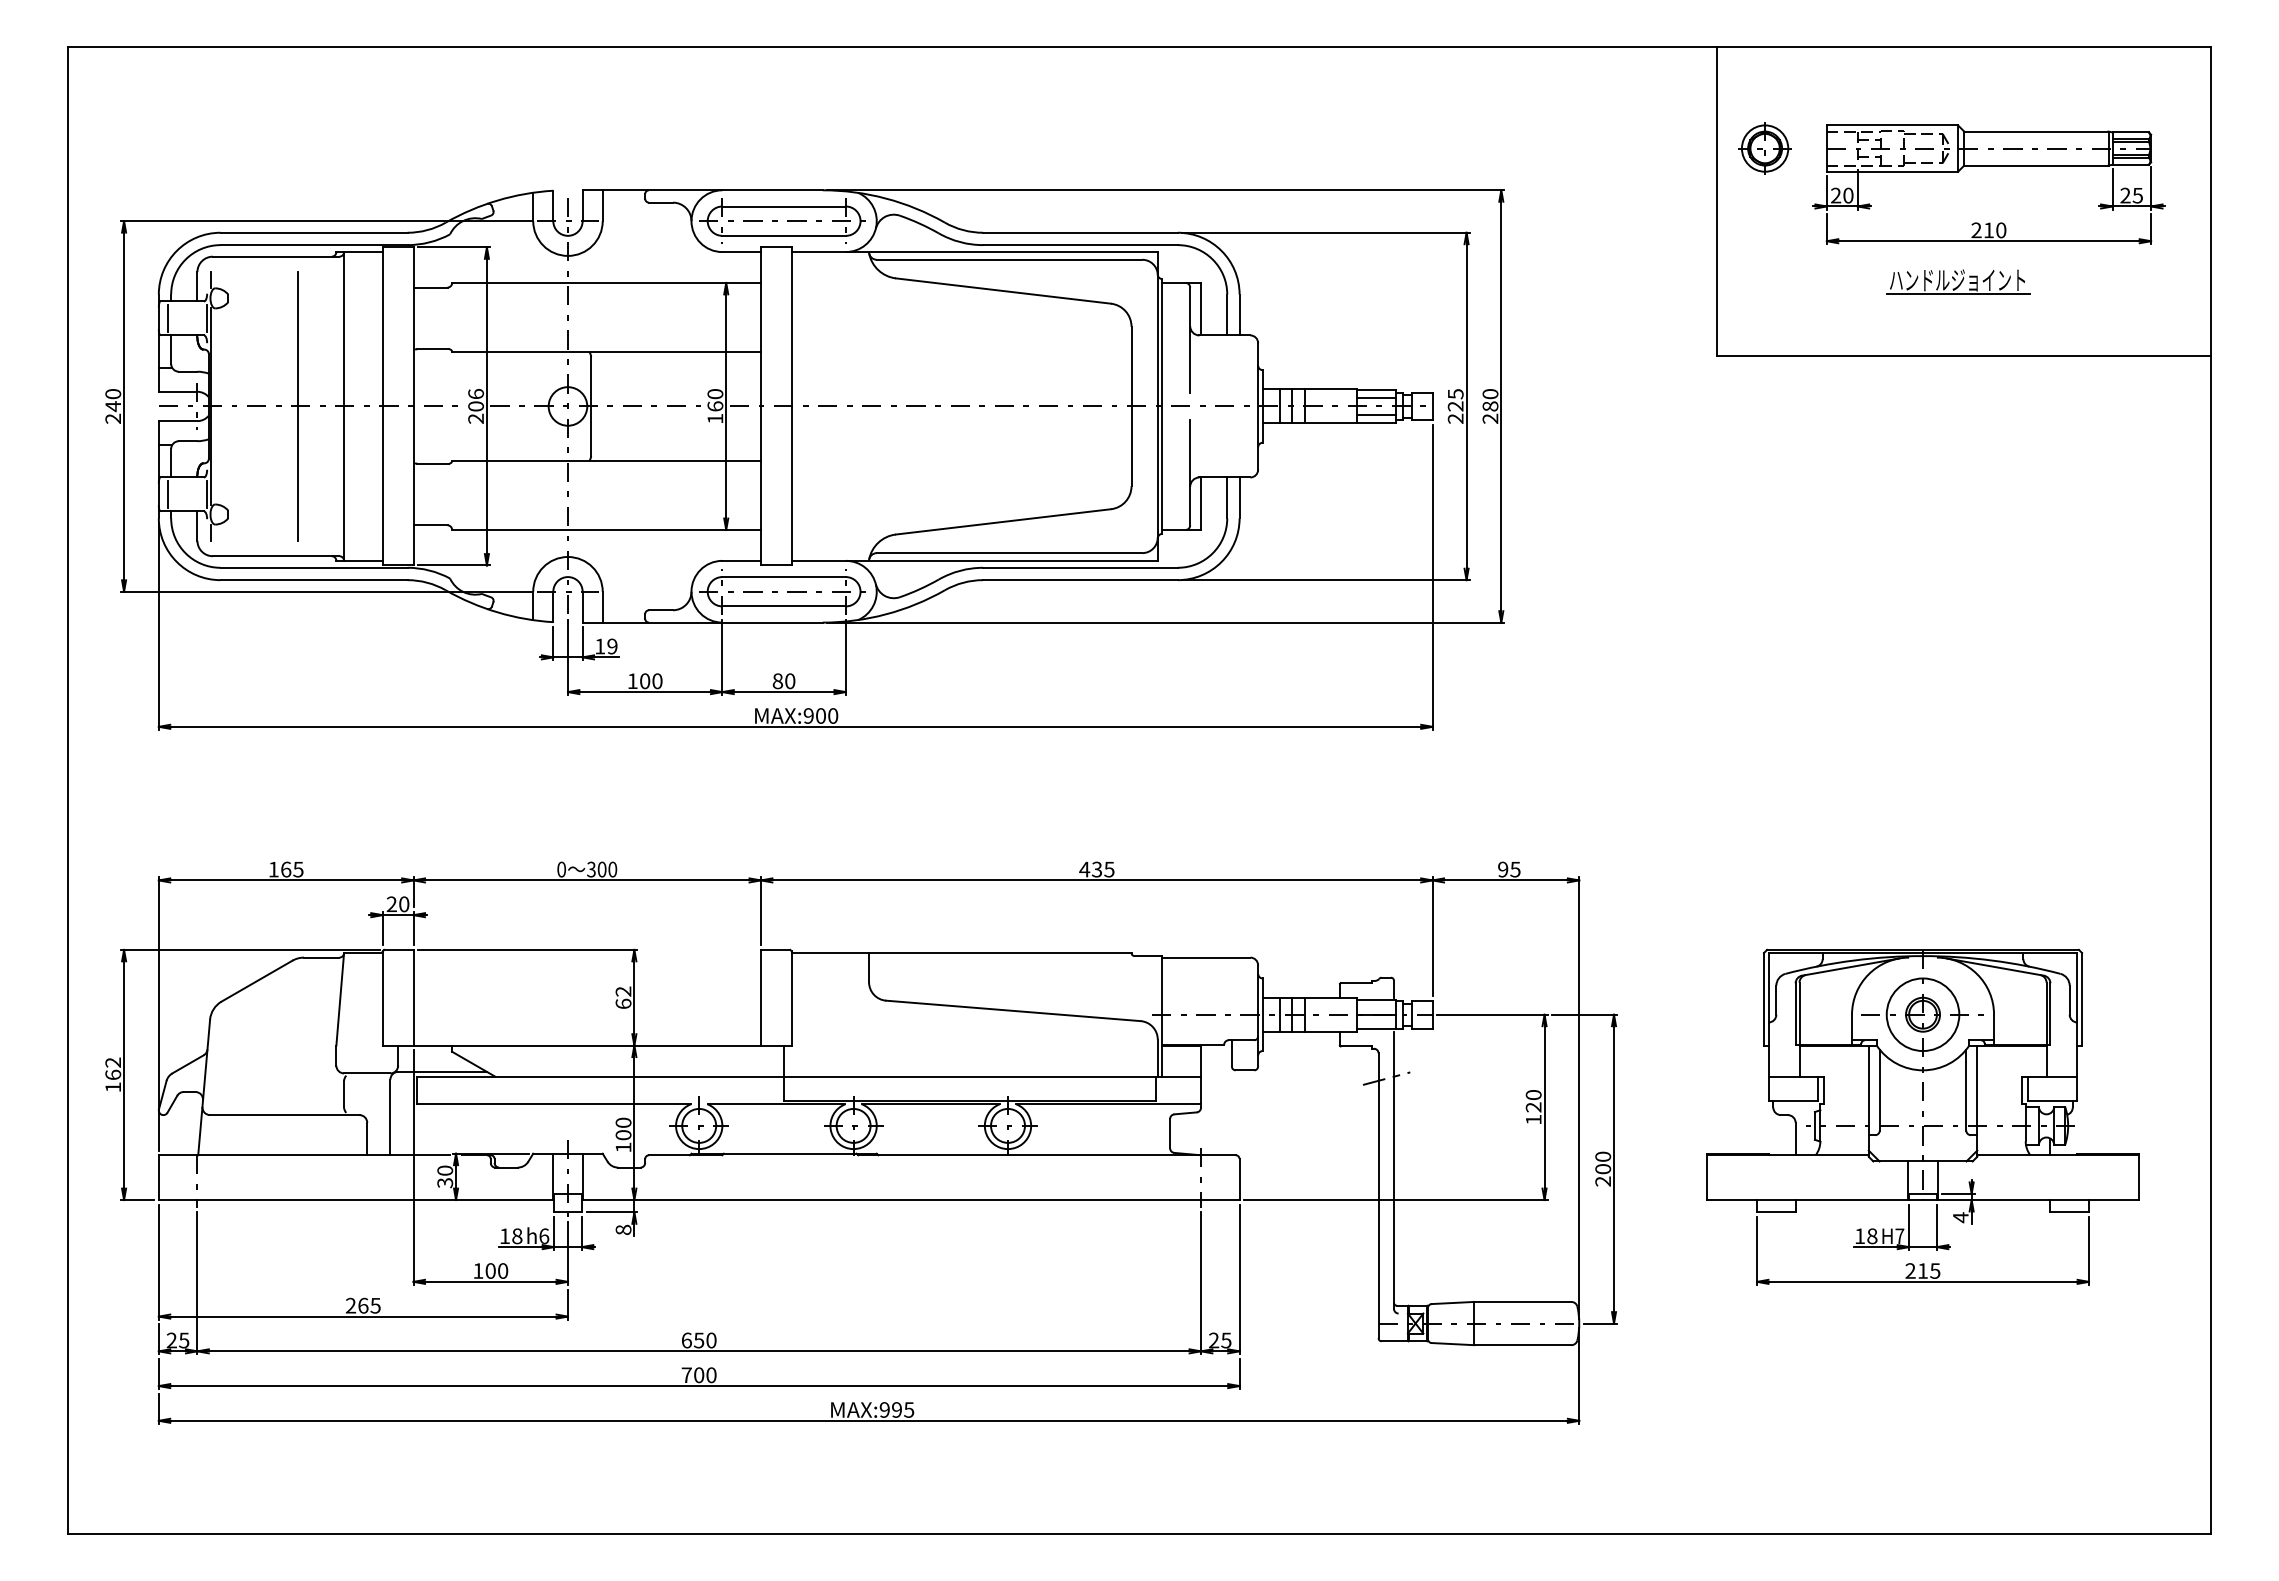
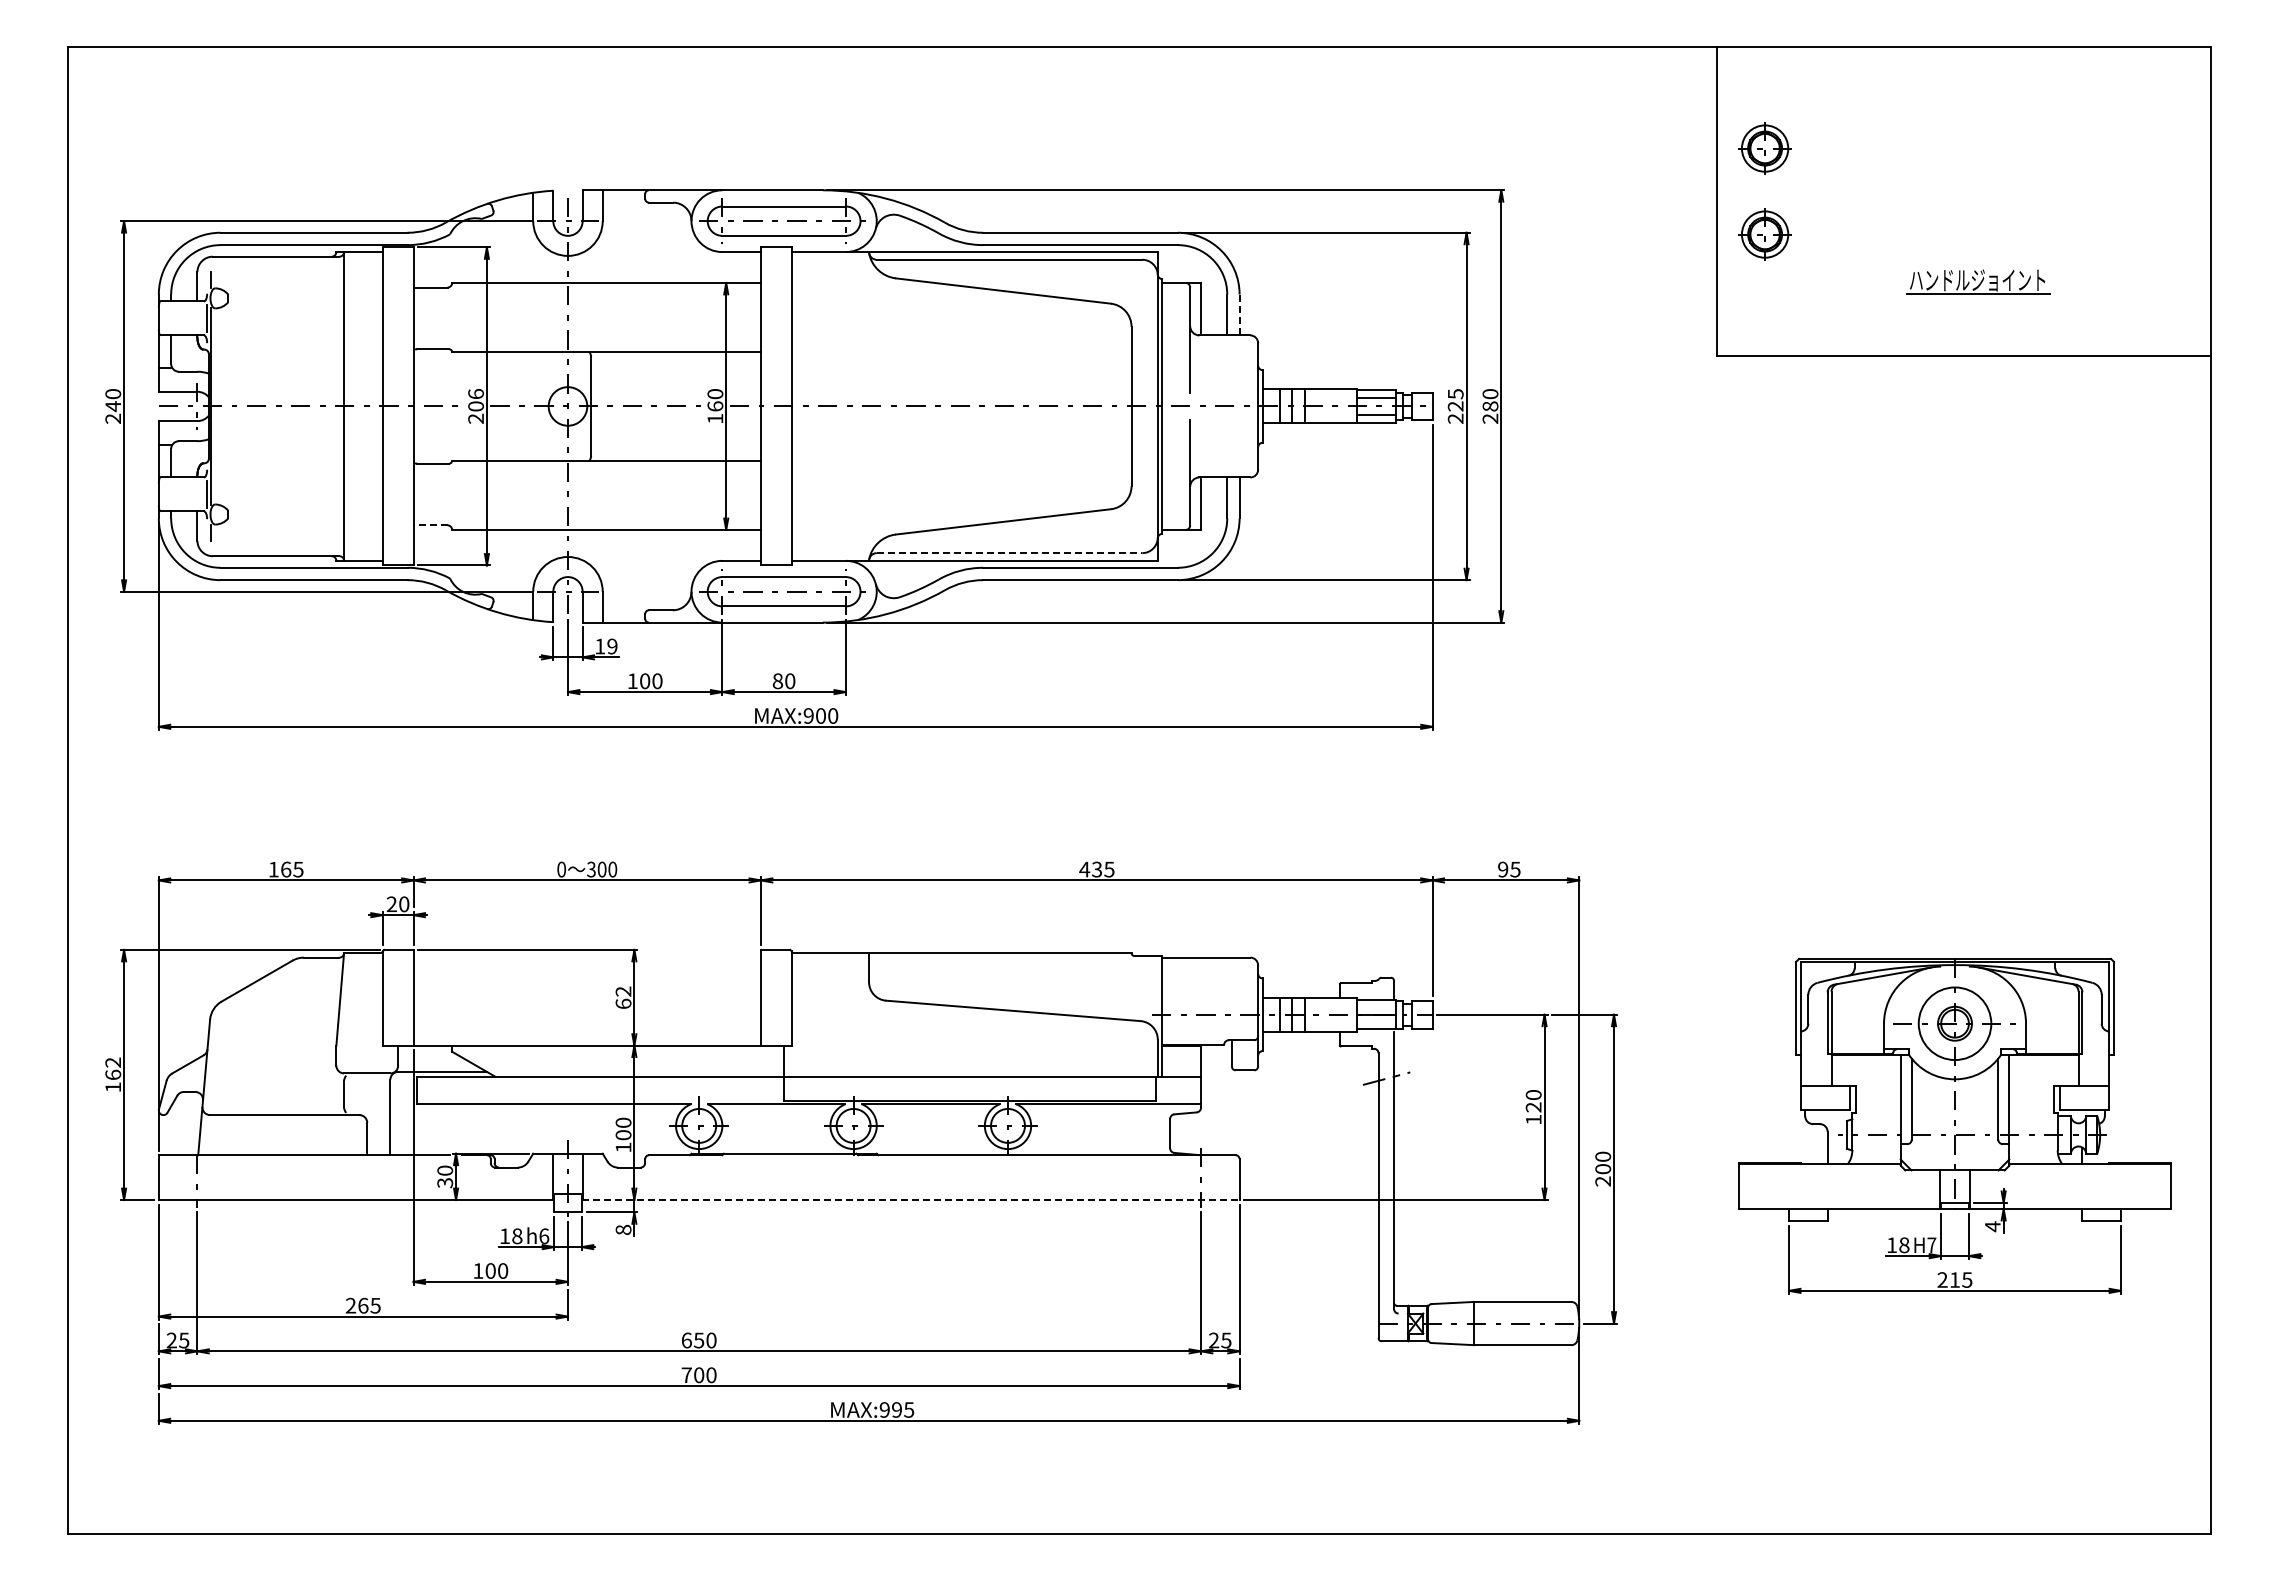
part: present -> none (1988, 166)
part: none -> present (1764, 234)
part position: (1958, 281) -> (1978, 281) (1978, 281)
line: solid -> dashed (1239, 314)
line: present -> none (167, 318)
line: present -> none (297, 406)
line: present -> none (167, 494)
line: solid -> dashed (430, 525)
line: solid -> dashed (1009, 553)
part position: (1922, 1116) -> (1954, 1125) (1954, 1125)
line: solid -> dashed (910, 1200)
